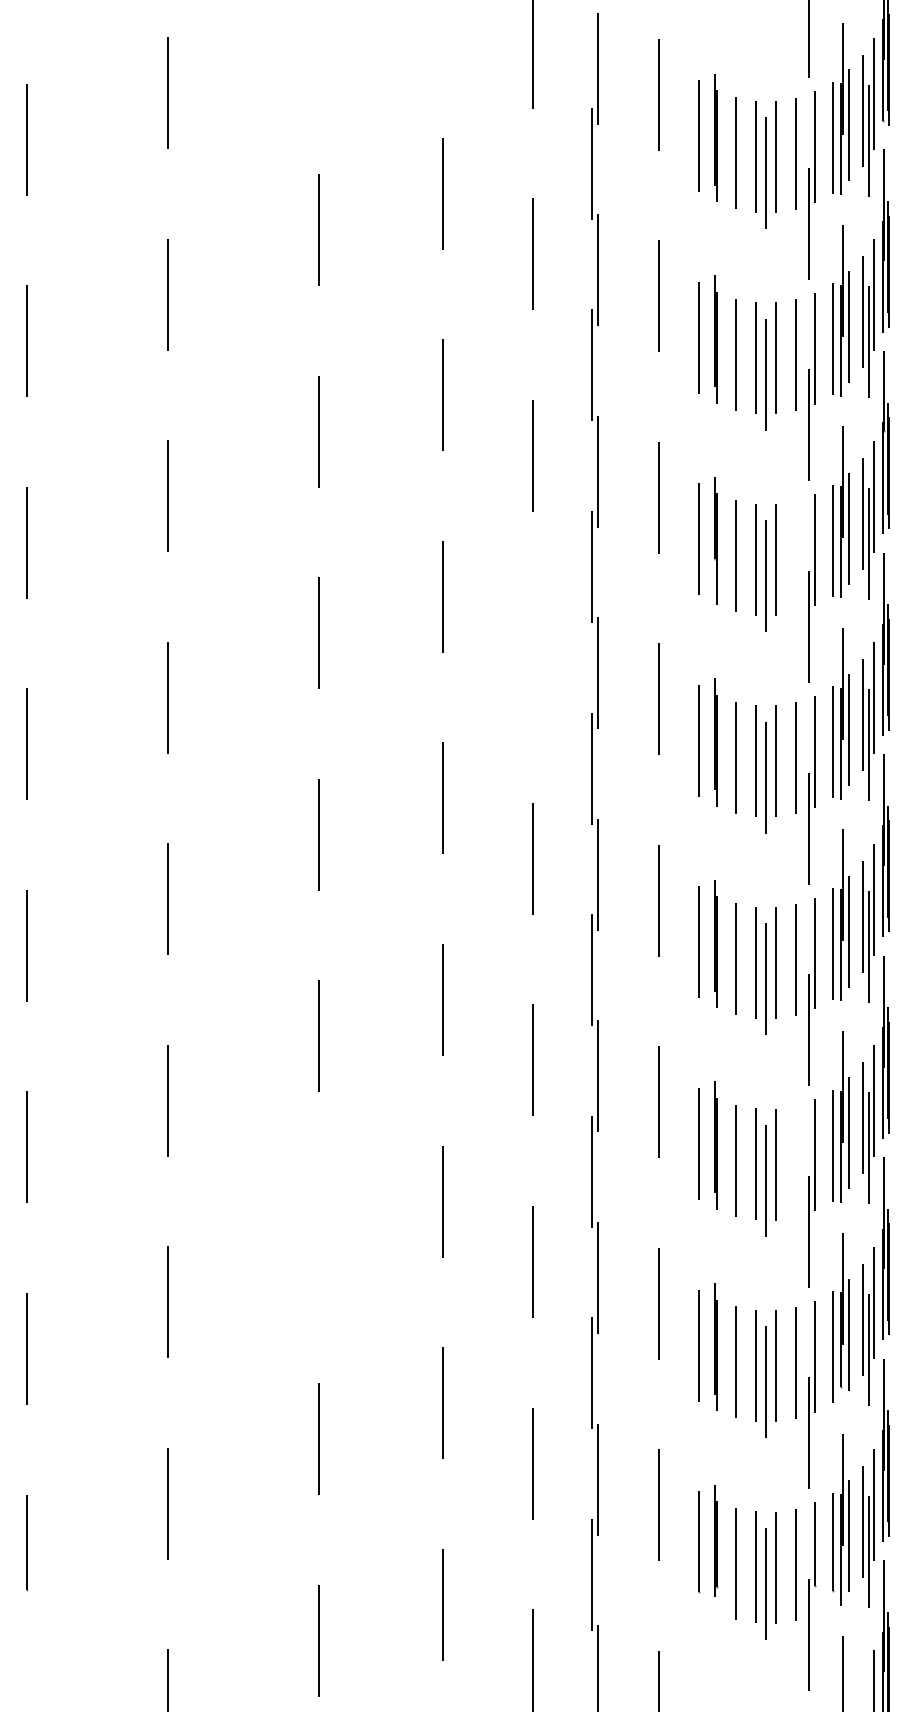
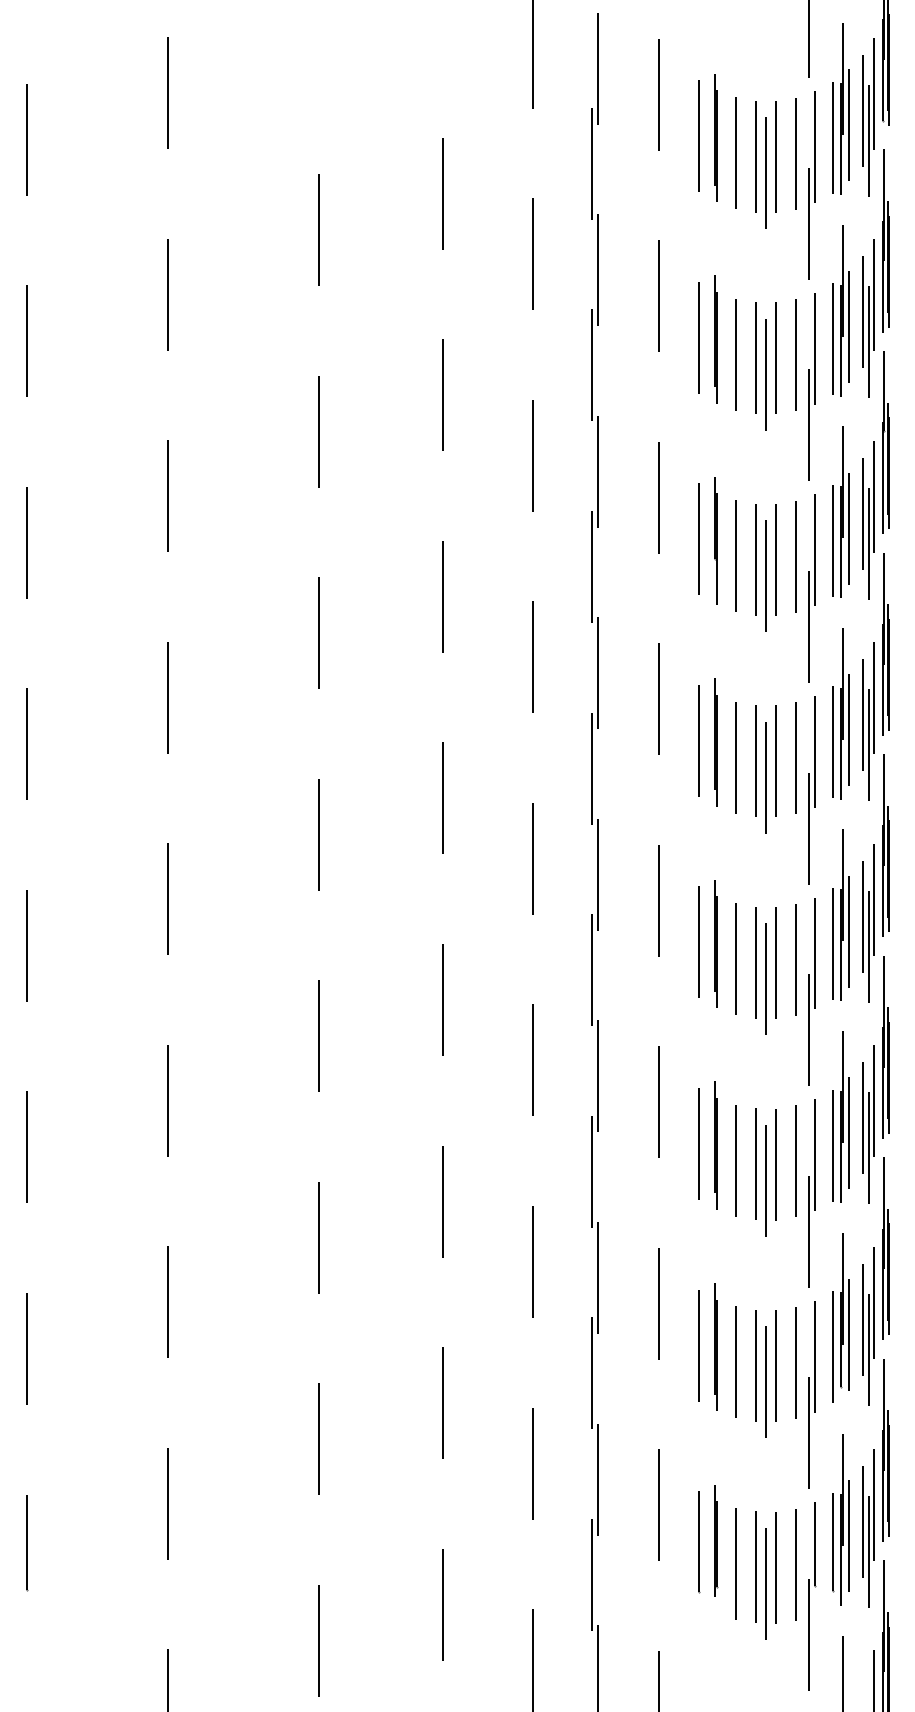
line: none -> present (796, 556)
line: none -> present (532, 656)
line: none -> present (796, 1161)
line: none -> present (318, 1237)
